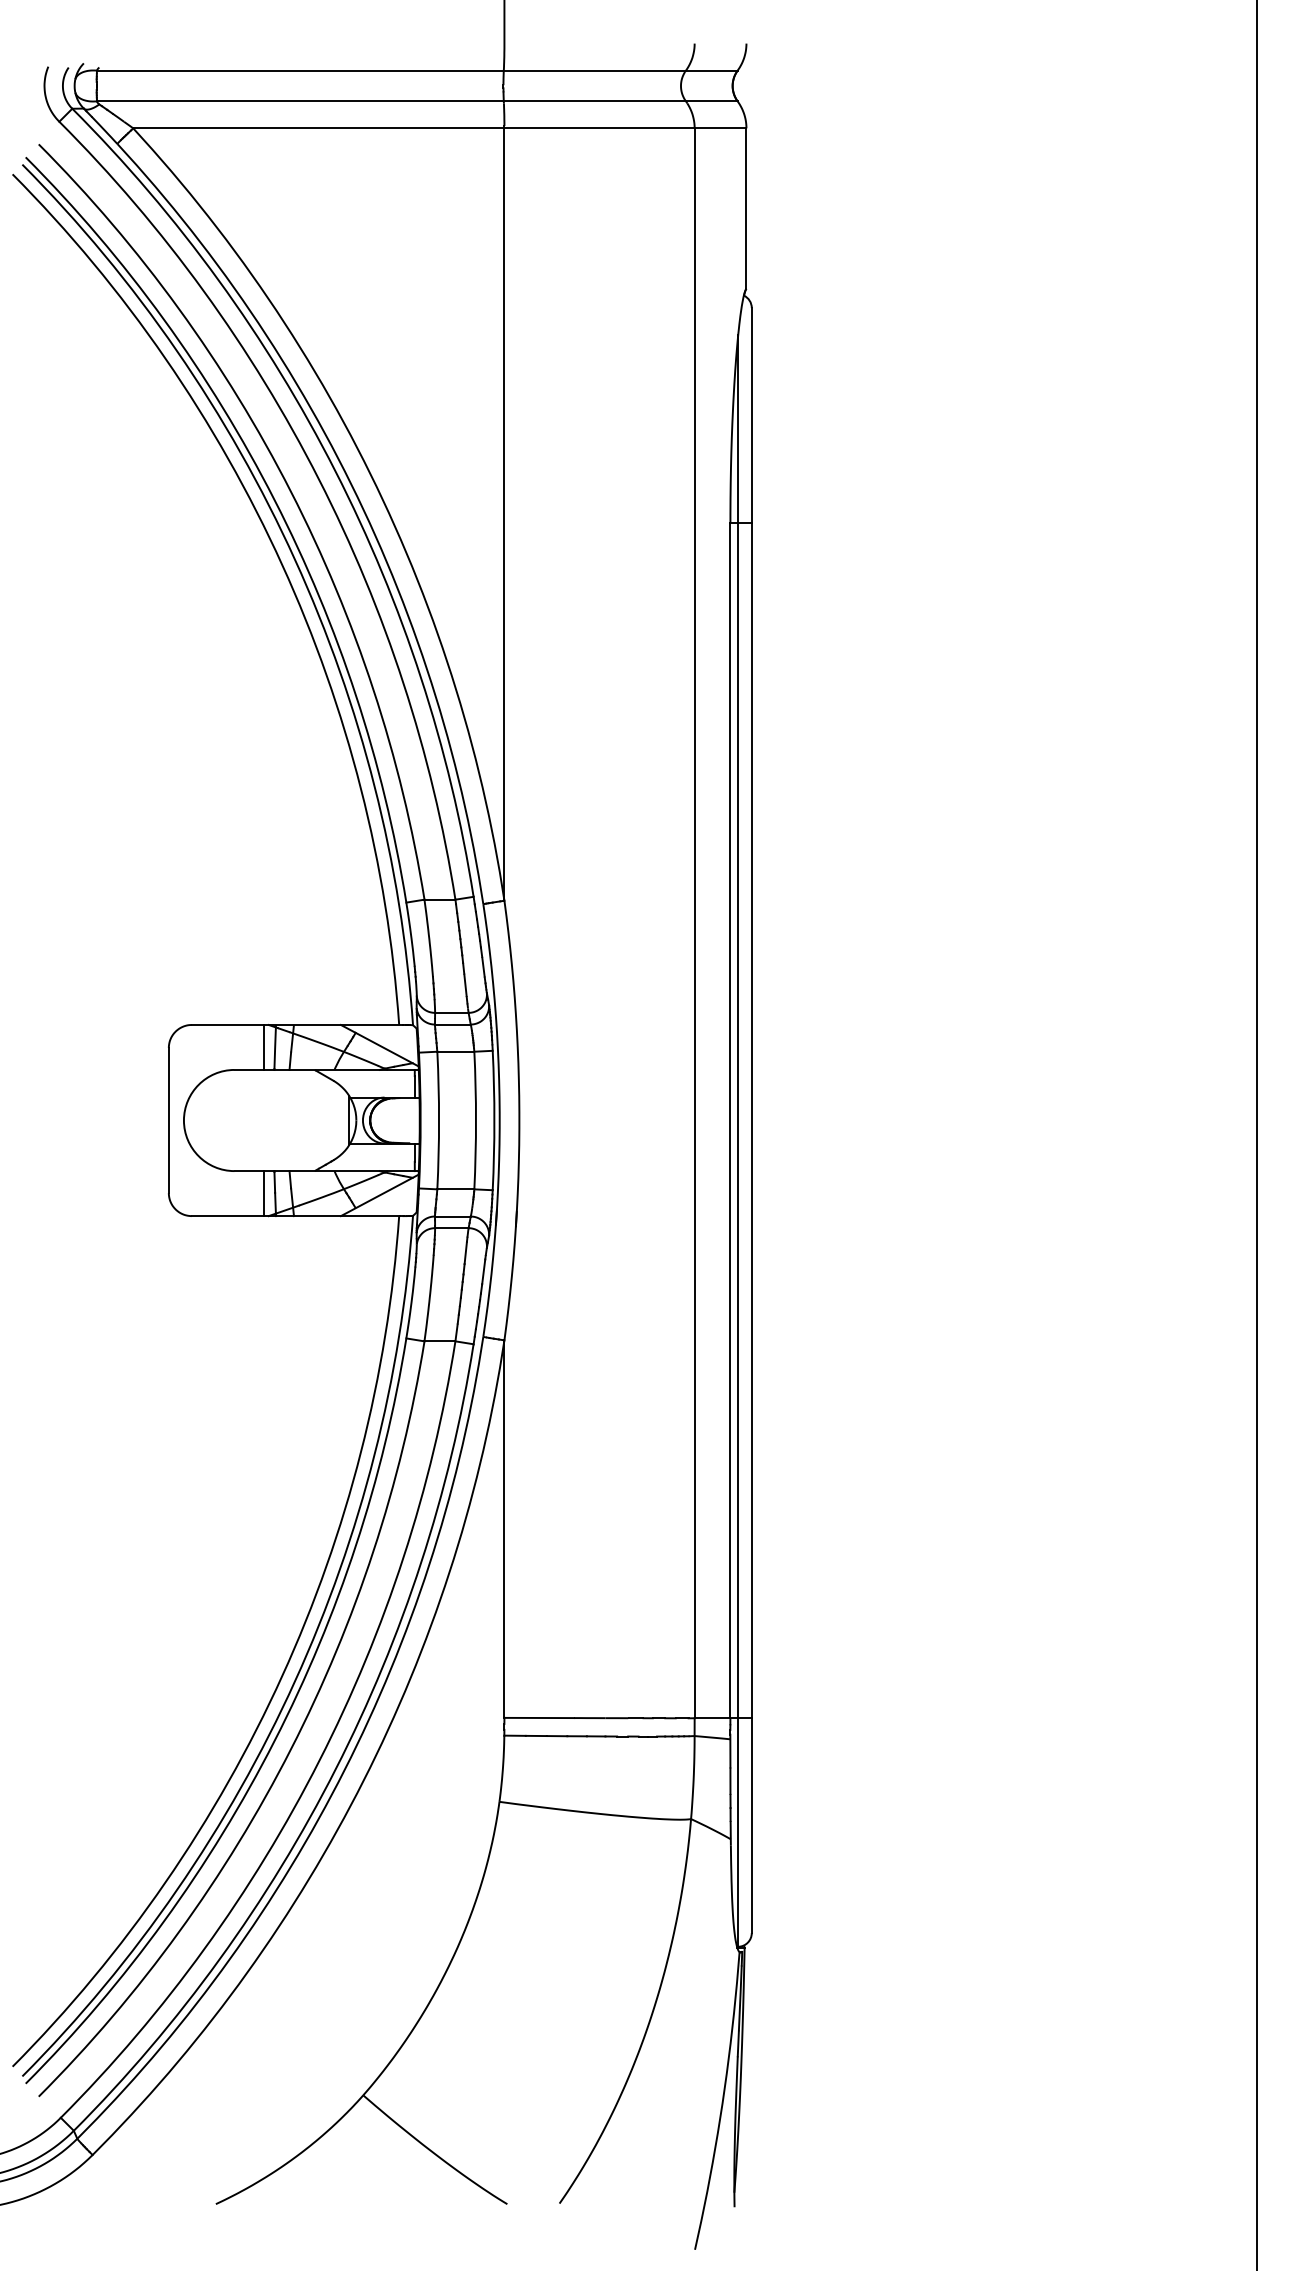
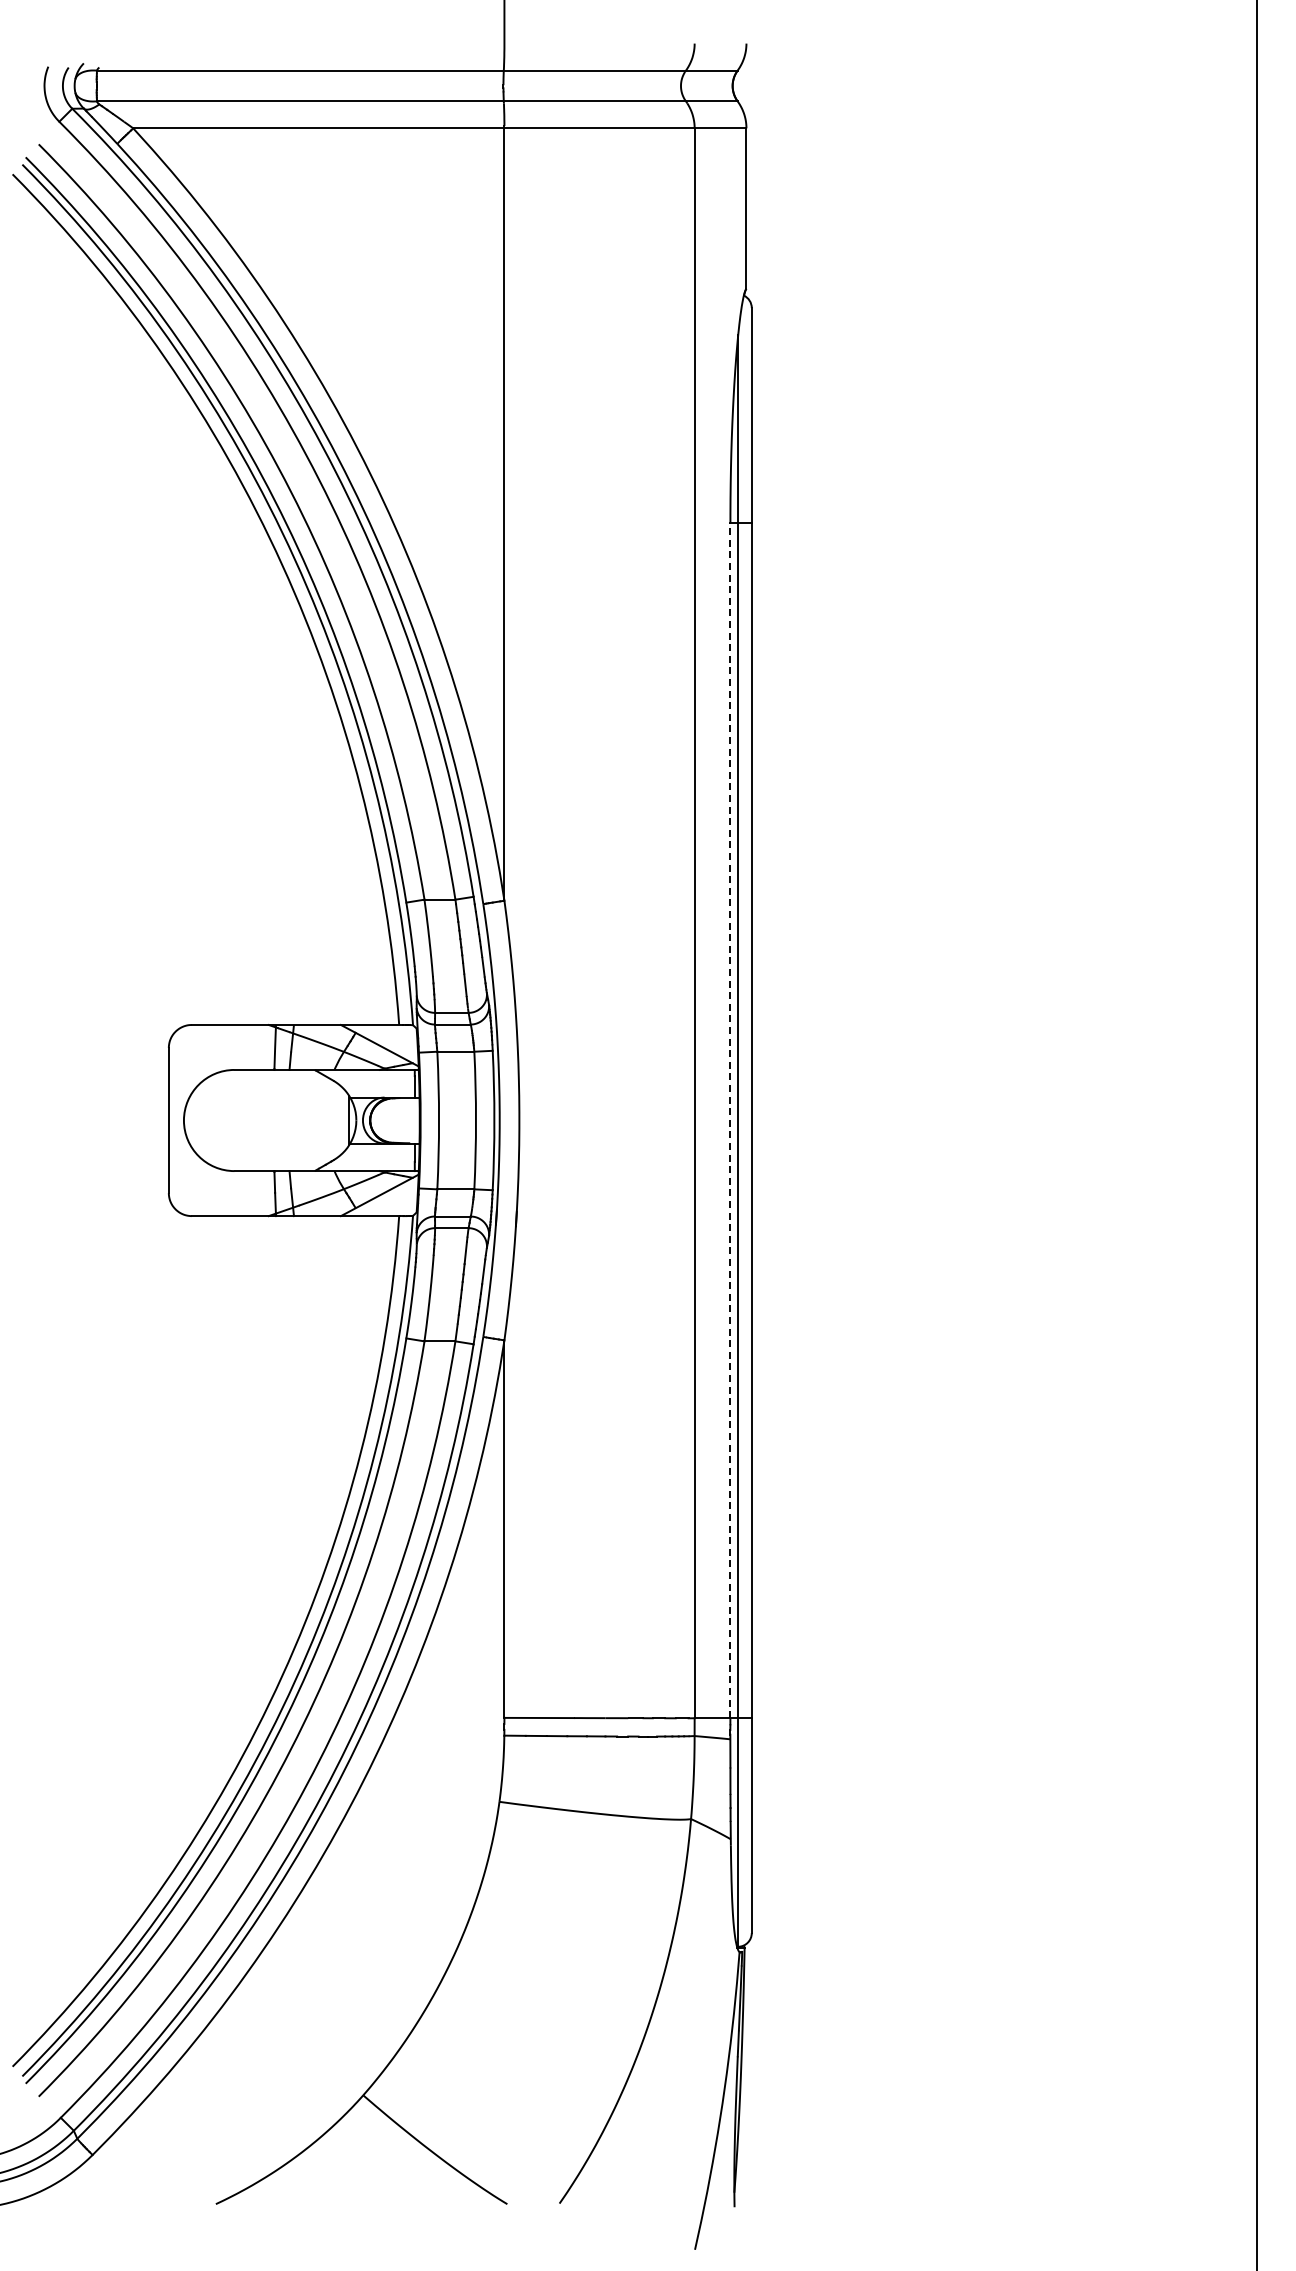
line: present -> none (264, 1046)
line: solid -> dashed (730, 1120)
line: present -> none (264, 1193)
